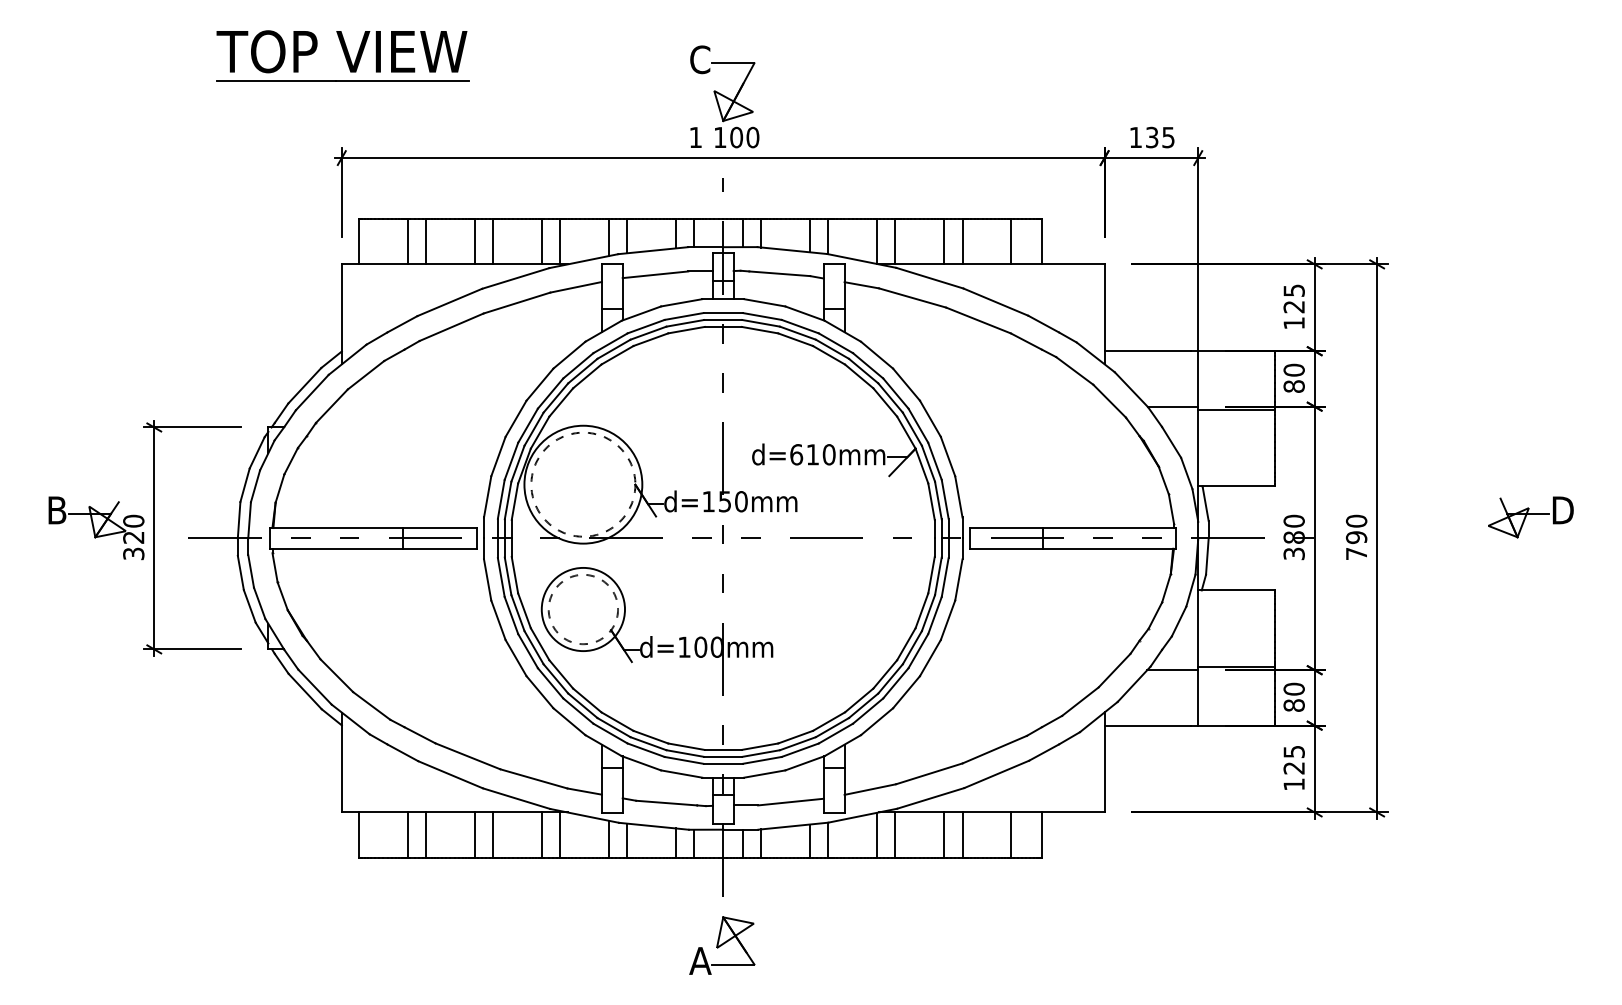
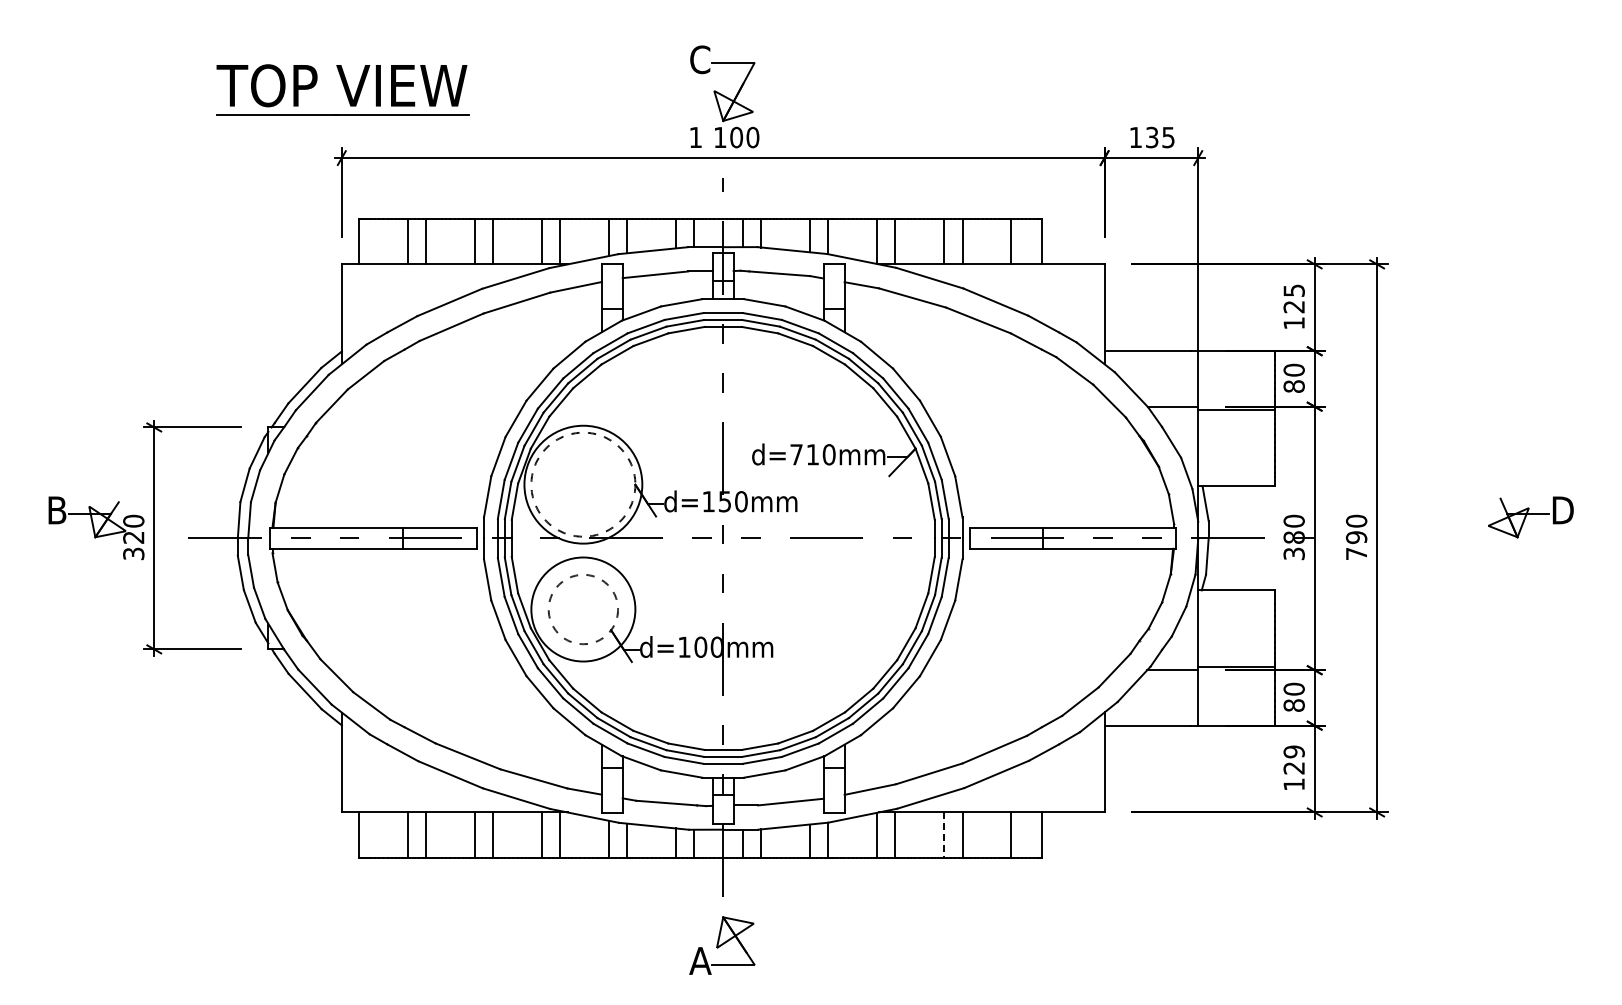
part position: (342, 55) -> (342, 89) (342, 89)
text: d=610mm -> d=710mm (796, 454)
circle diameter: 83 px -> 104 px (583, 609)
text: 125 -> 129 (1293, 751)
line: solid -> dashed (943, 835)
